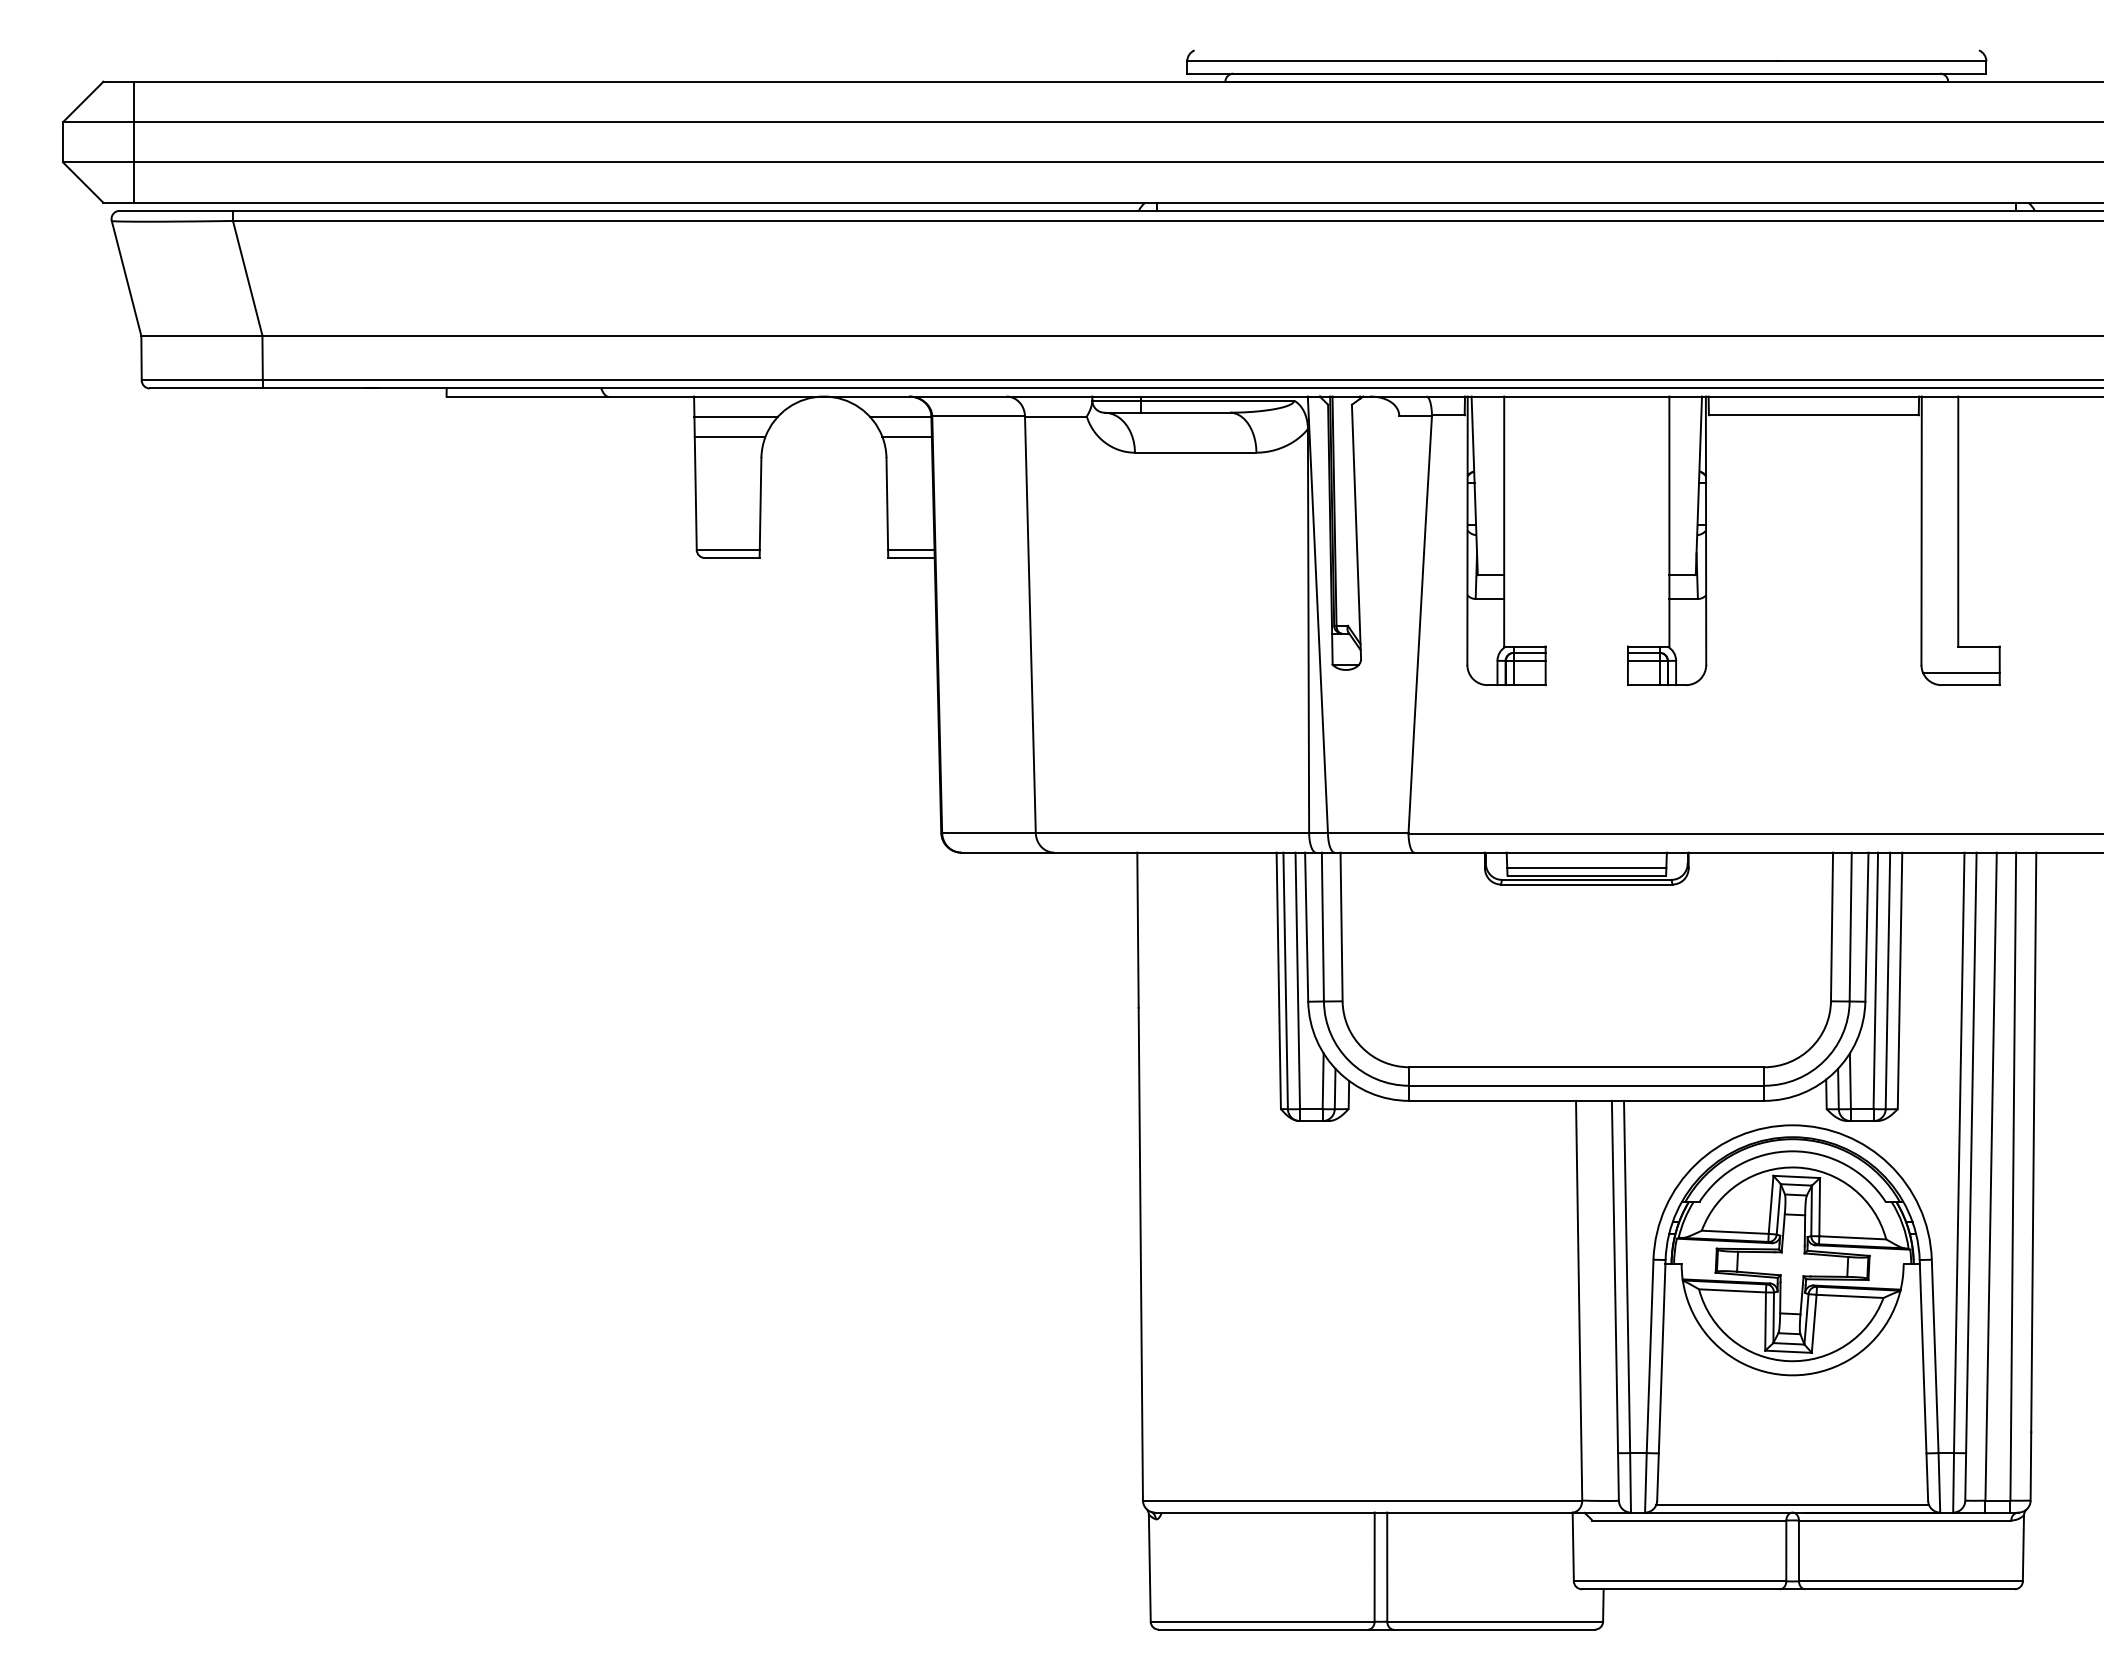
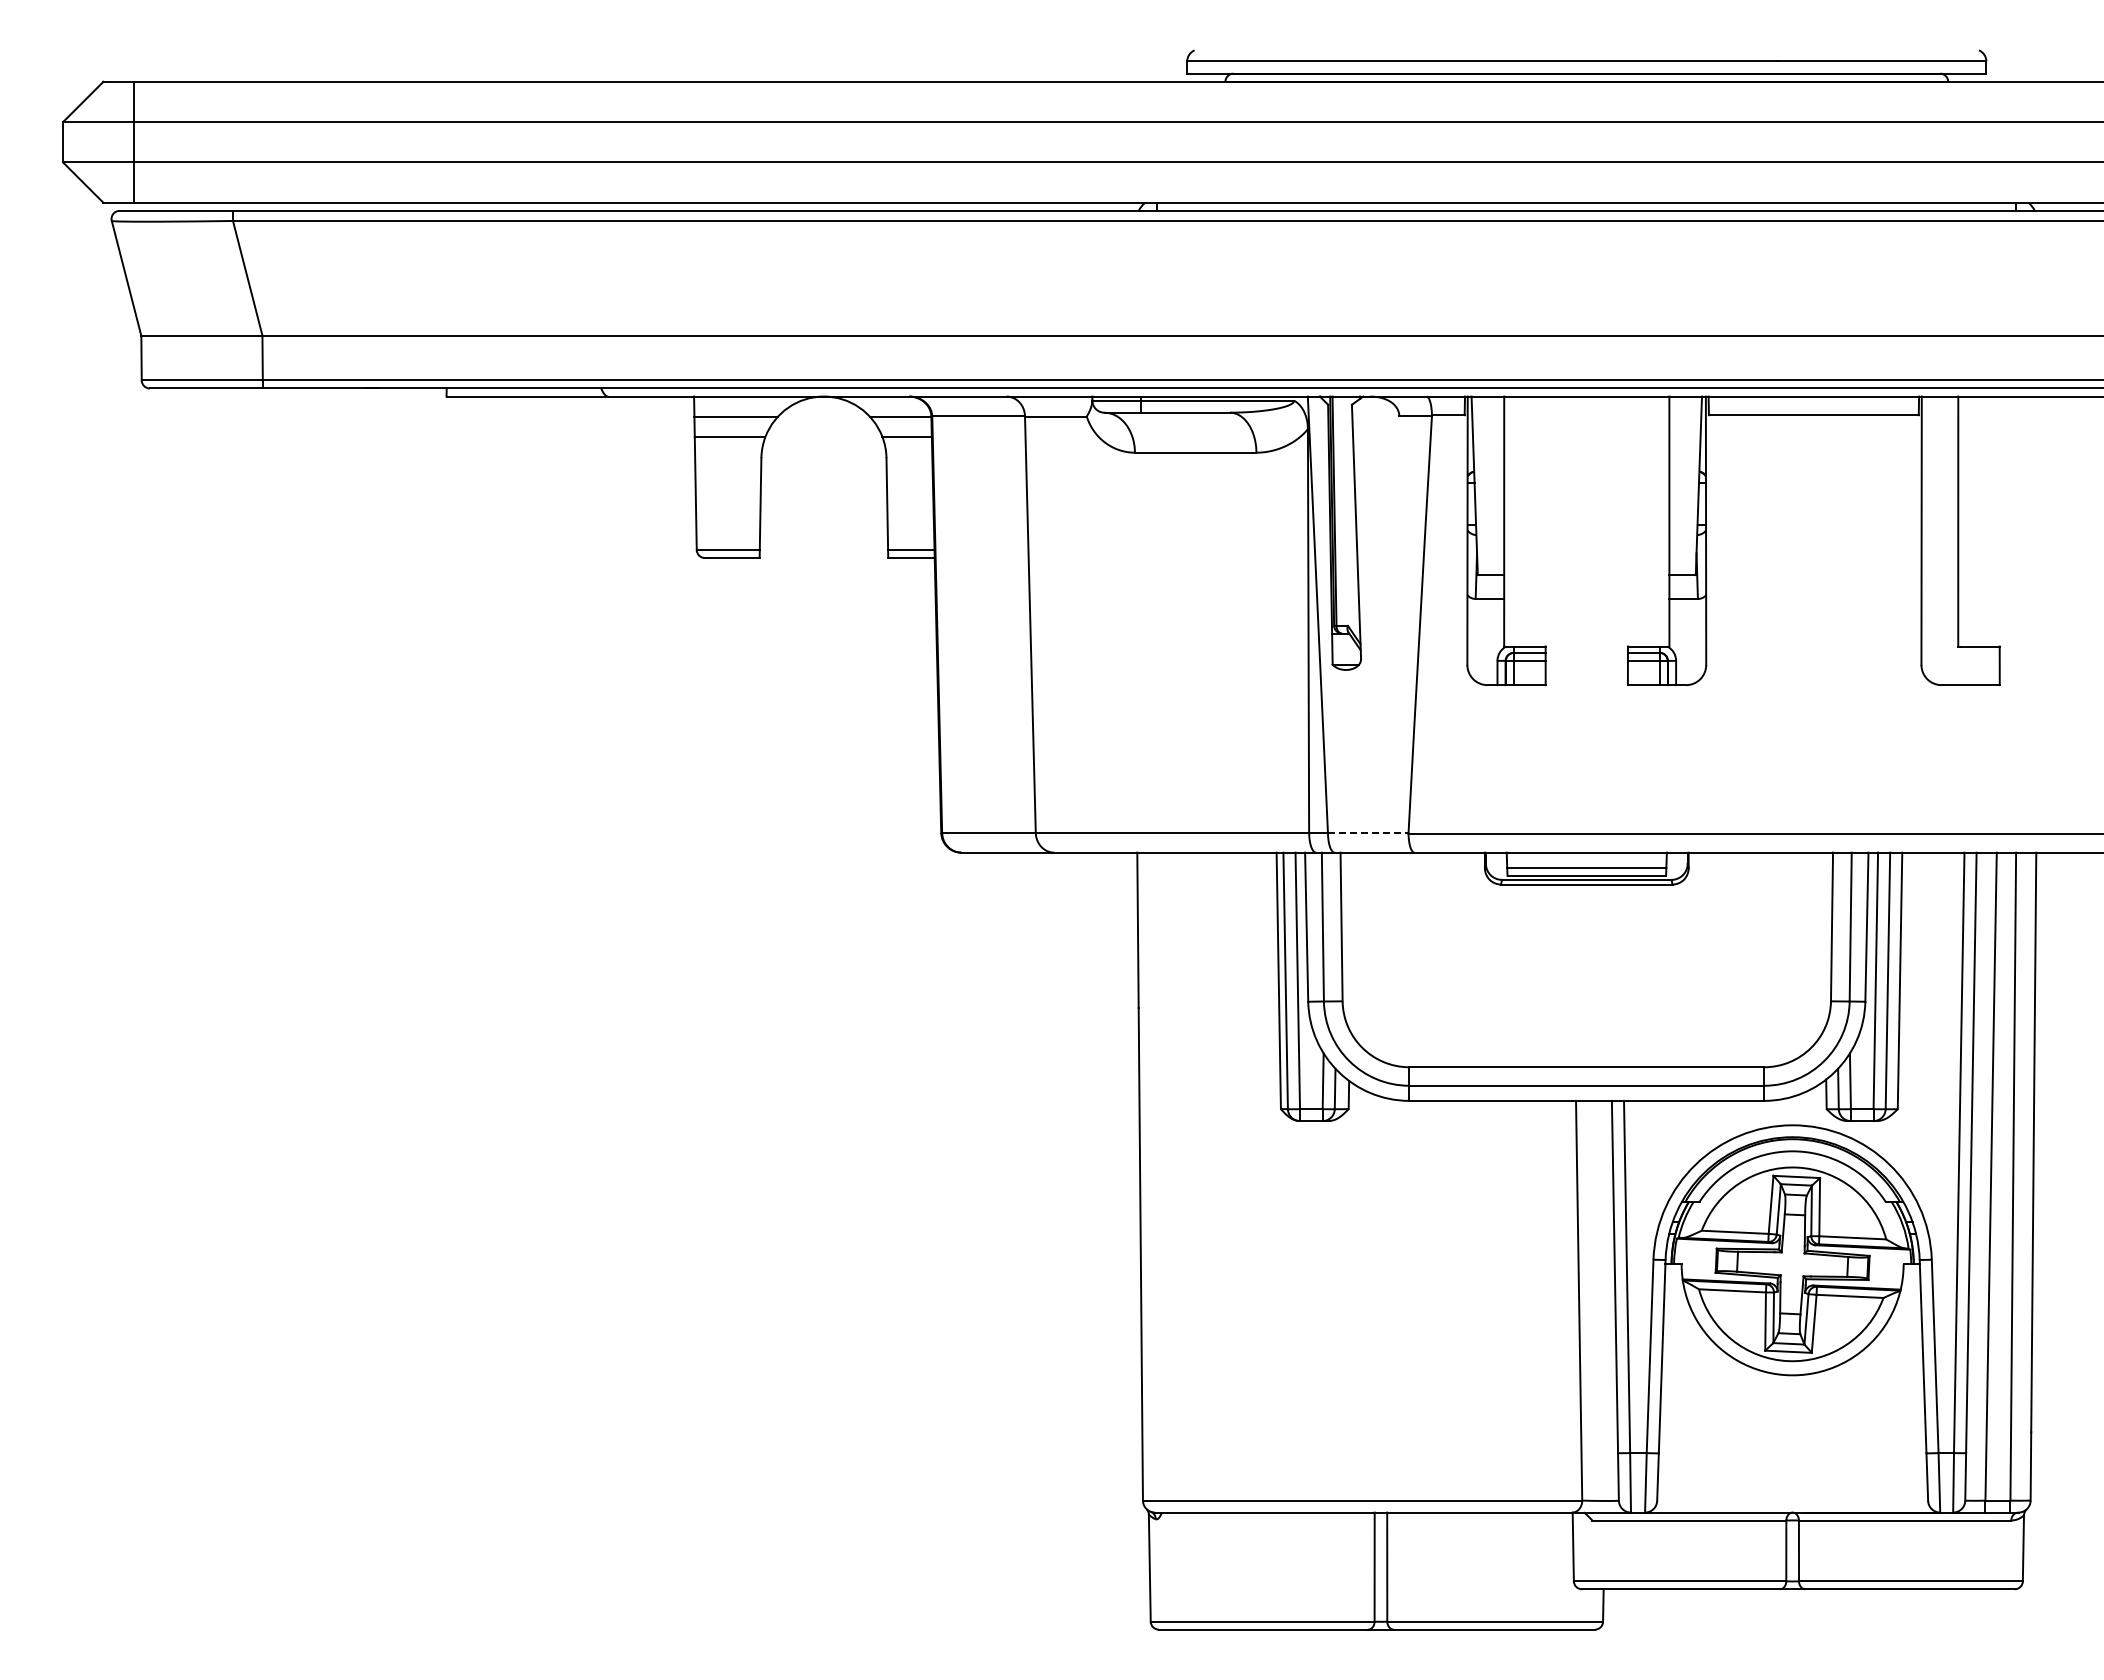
line: present -> none (1961, 673)
line: solid -> dashed (1368, 833)
line: present -> none (1792, 1504)
